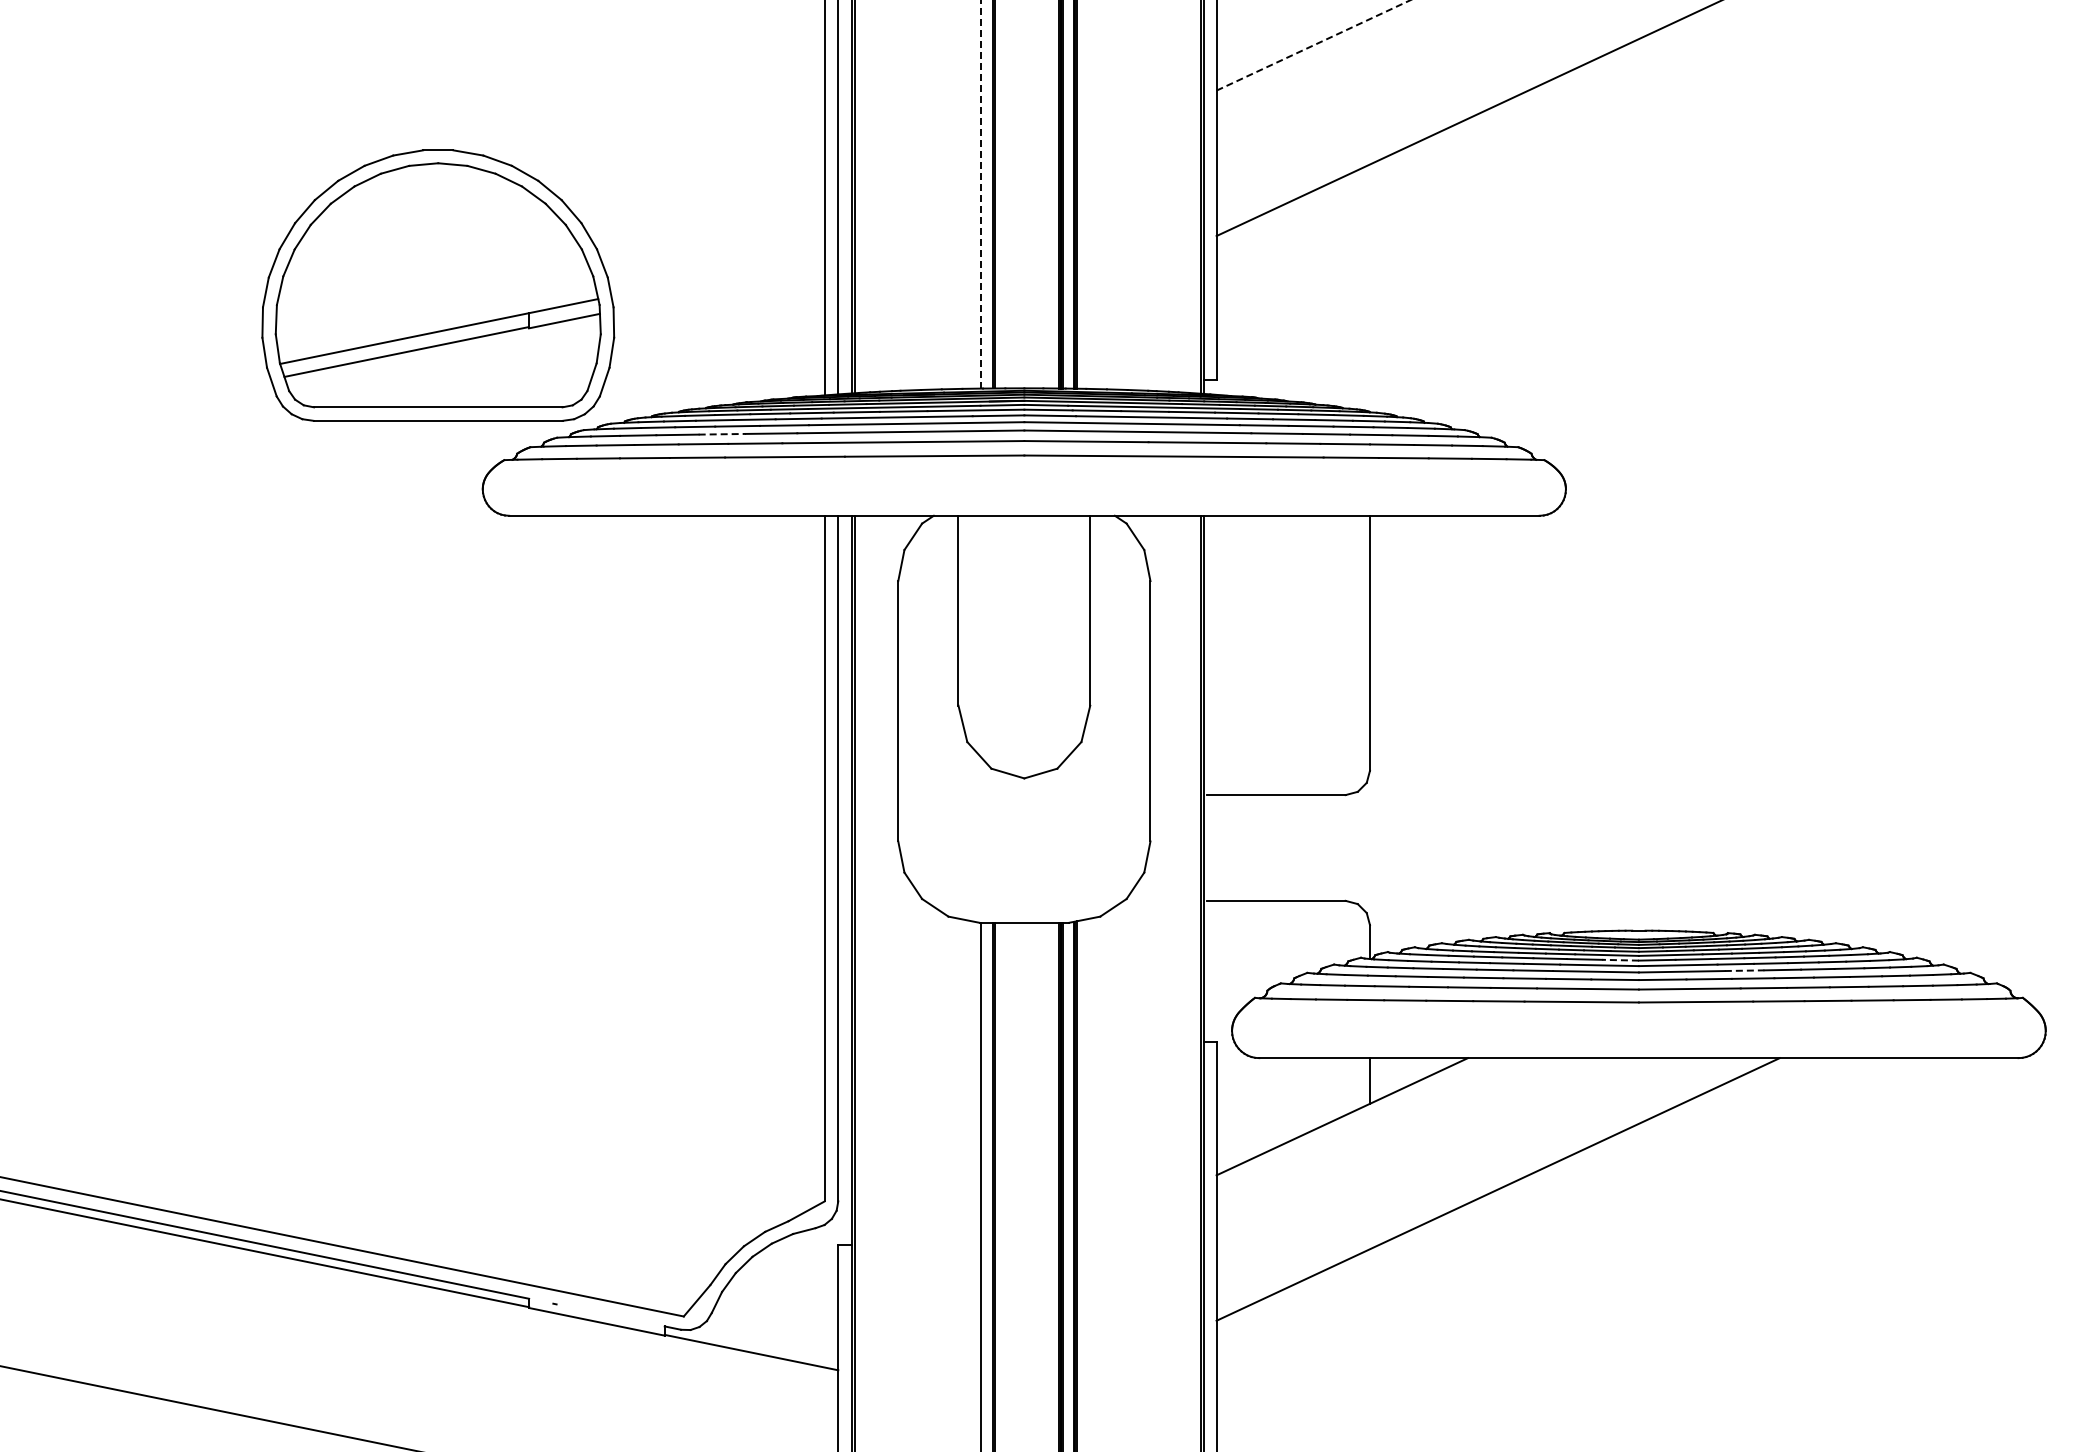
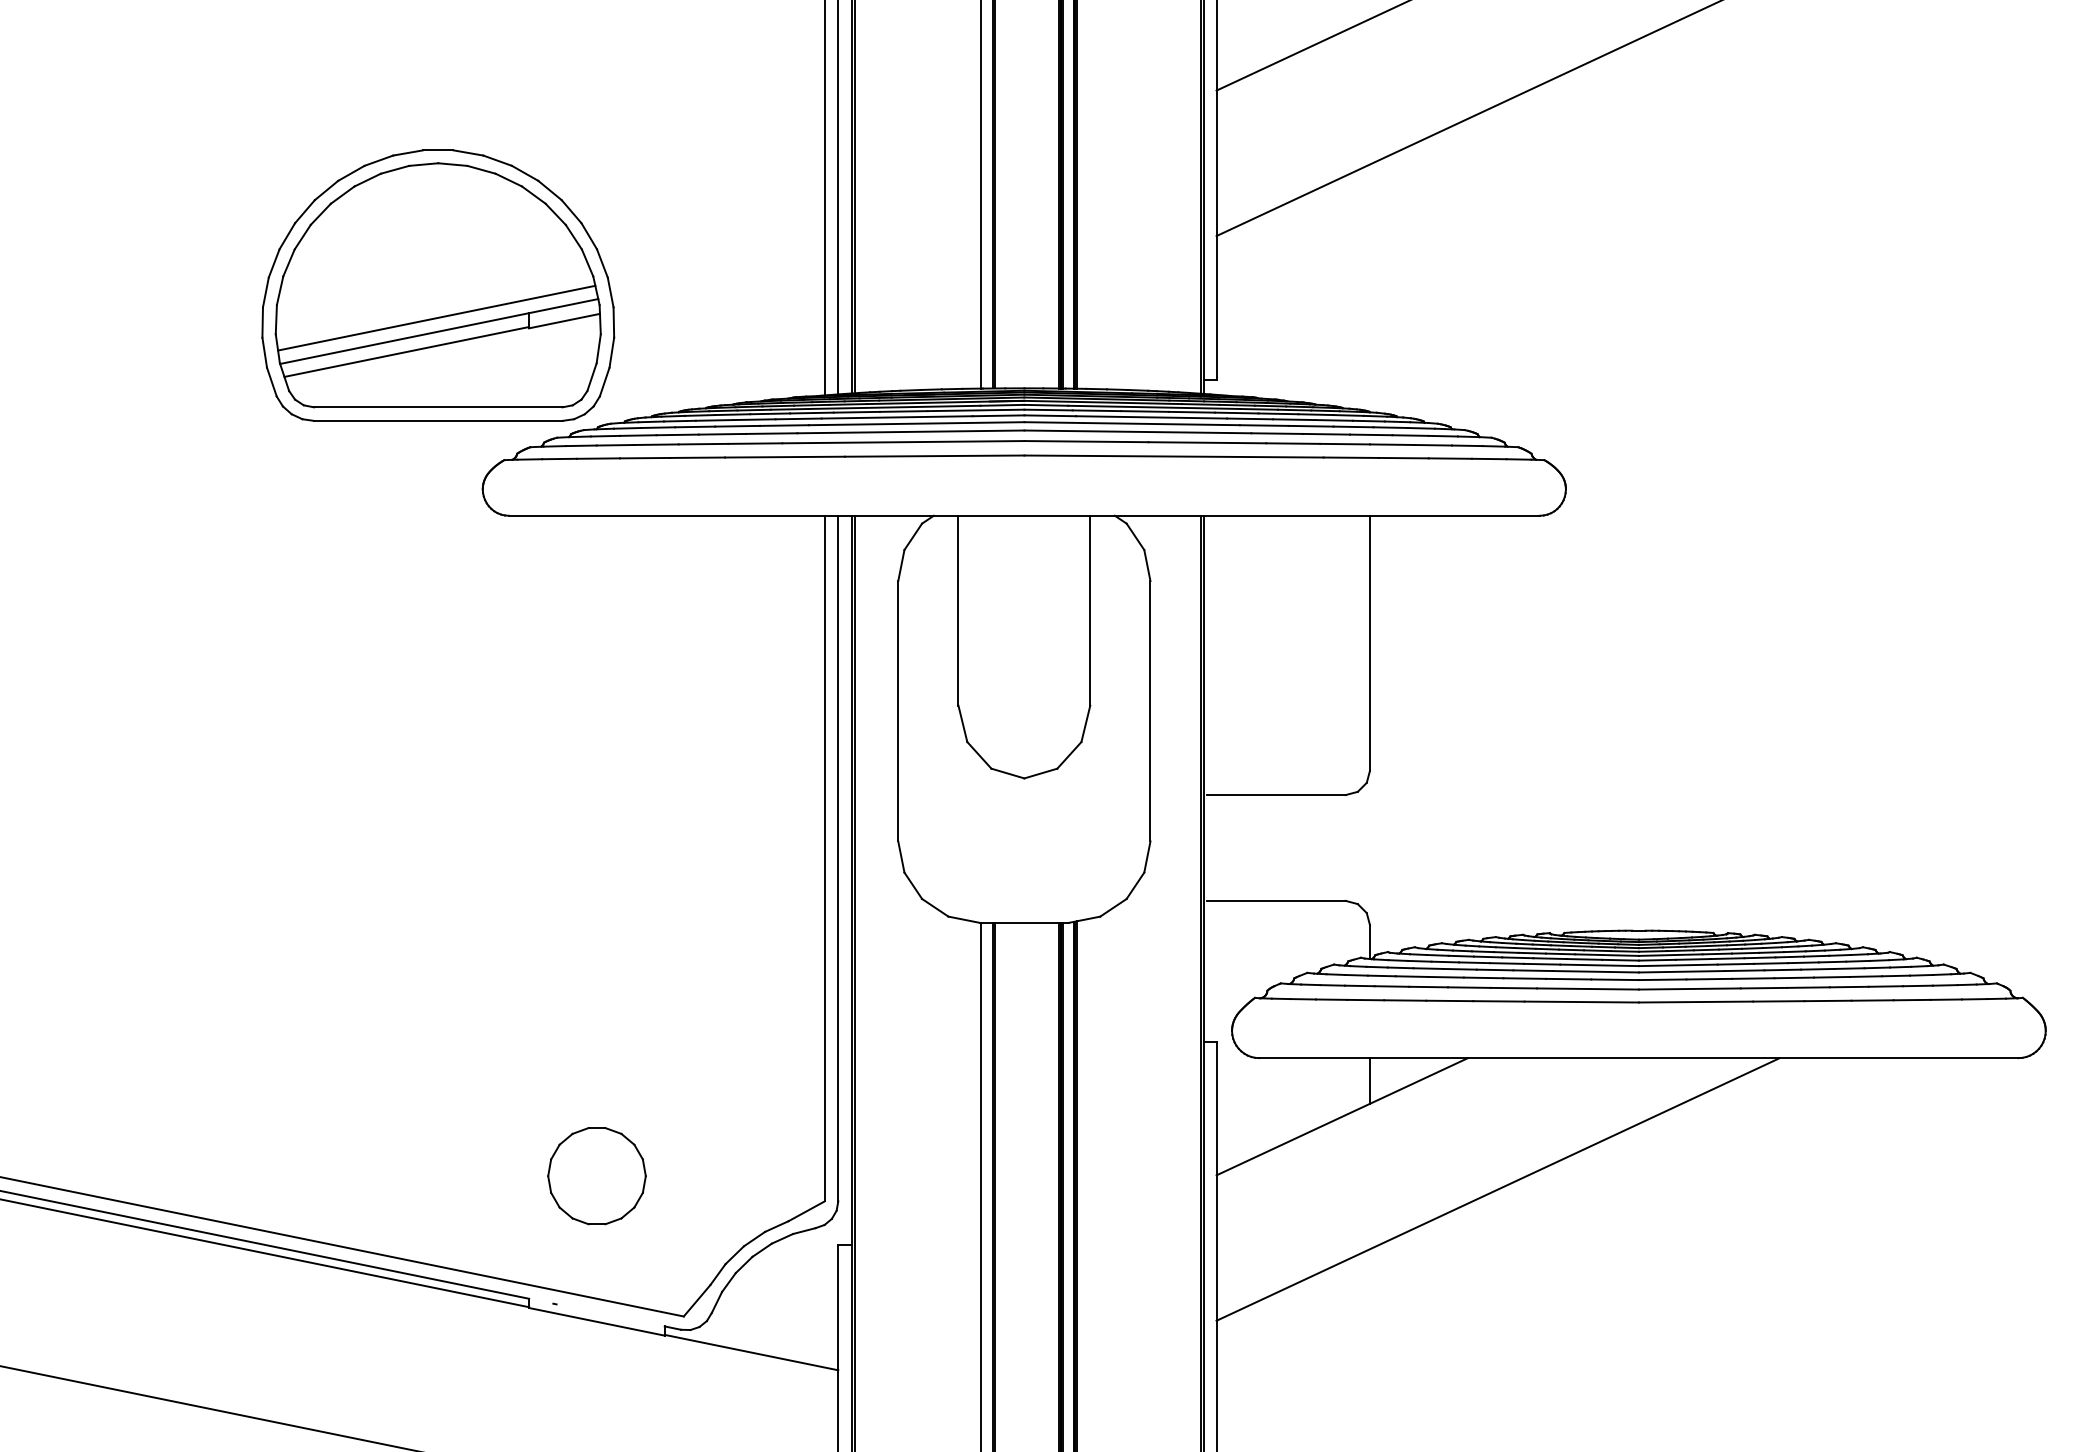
line: dashed -> solid (1313, 45)
line: dashed -> solid (981, 194)
line: none -> present (436, 317)
line: dashed -> solid (722, 434)
line: dashed -> solid (1620, 960)
line: dashed -> solid (1744, 970)
part: none -> present (596, 1176)
